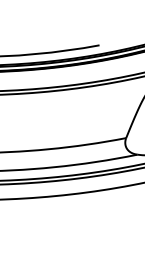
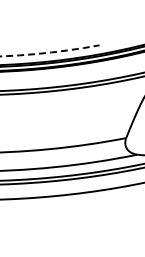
arc: solid -> dashed (50, 52)
